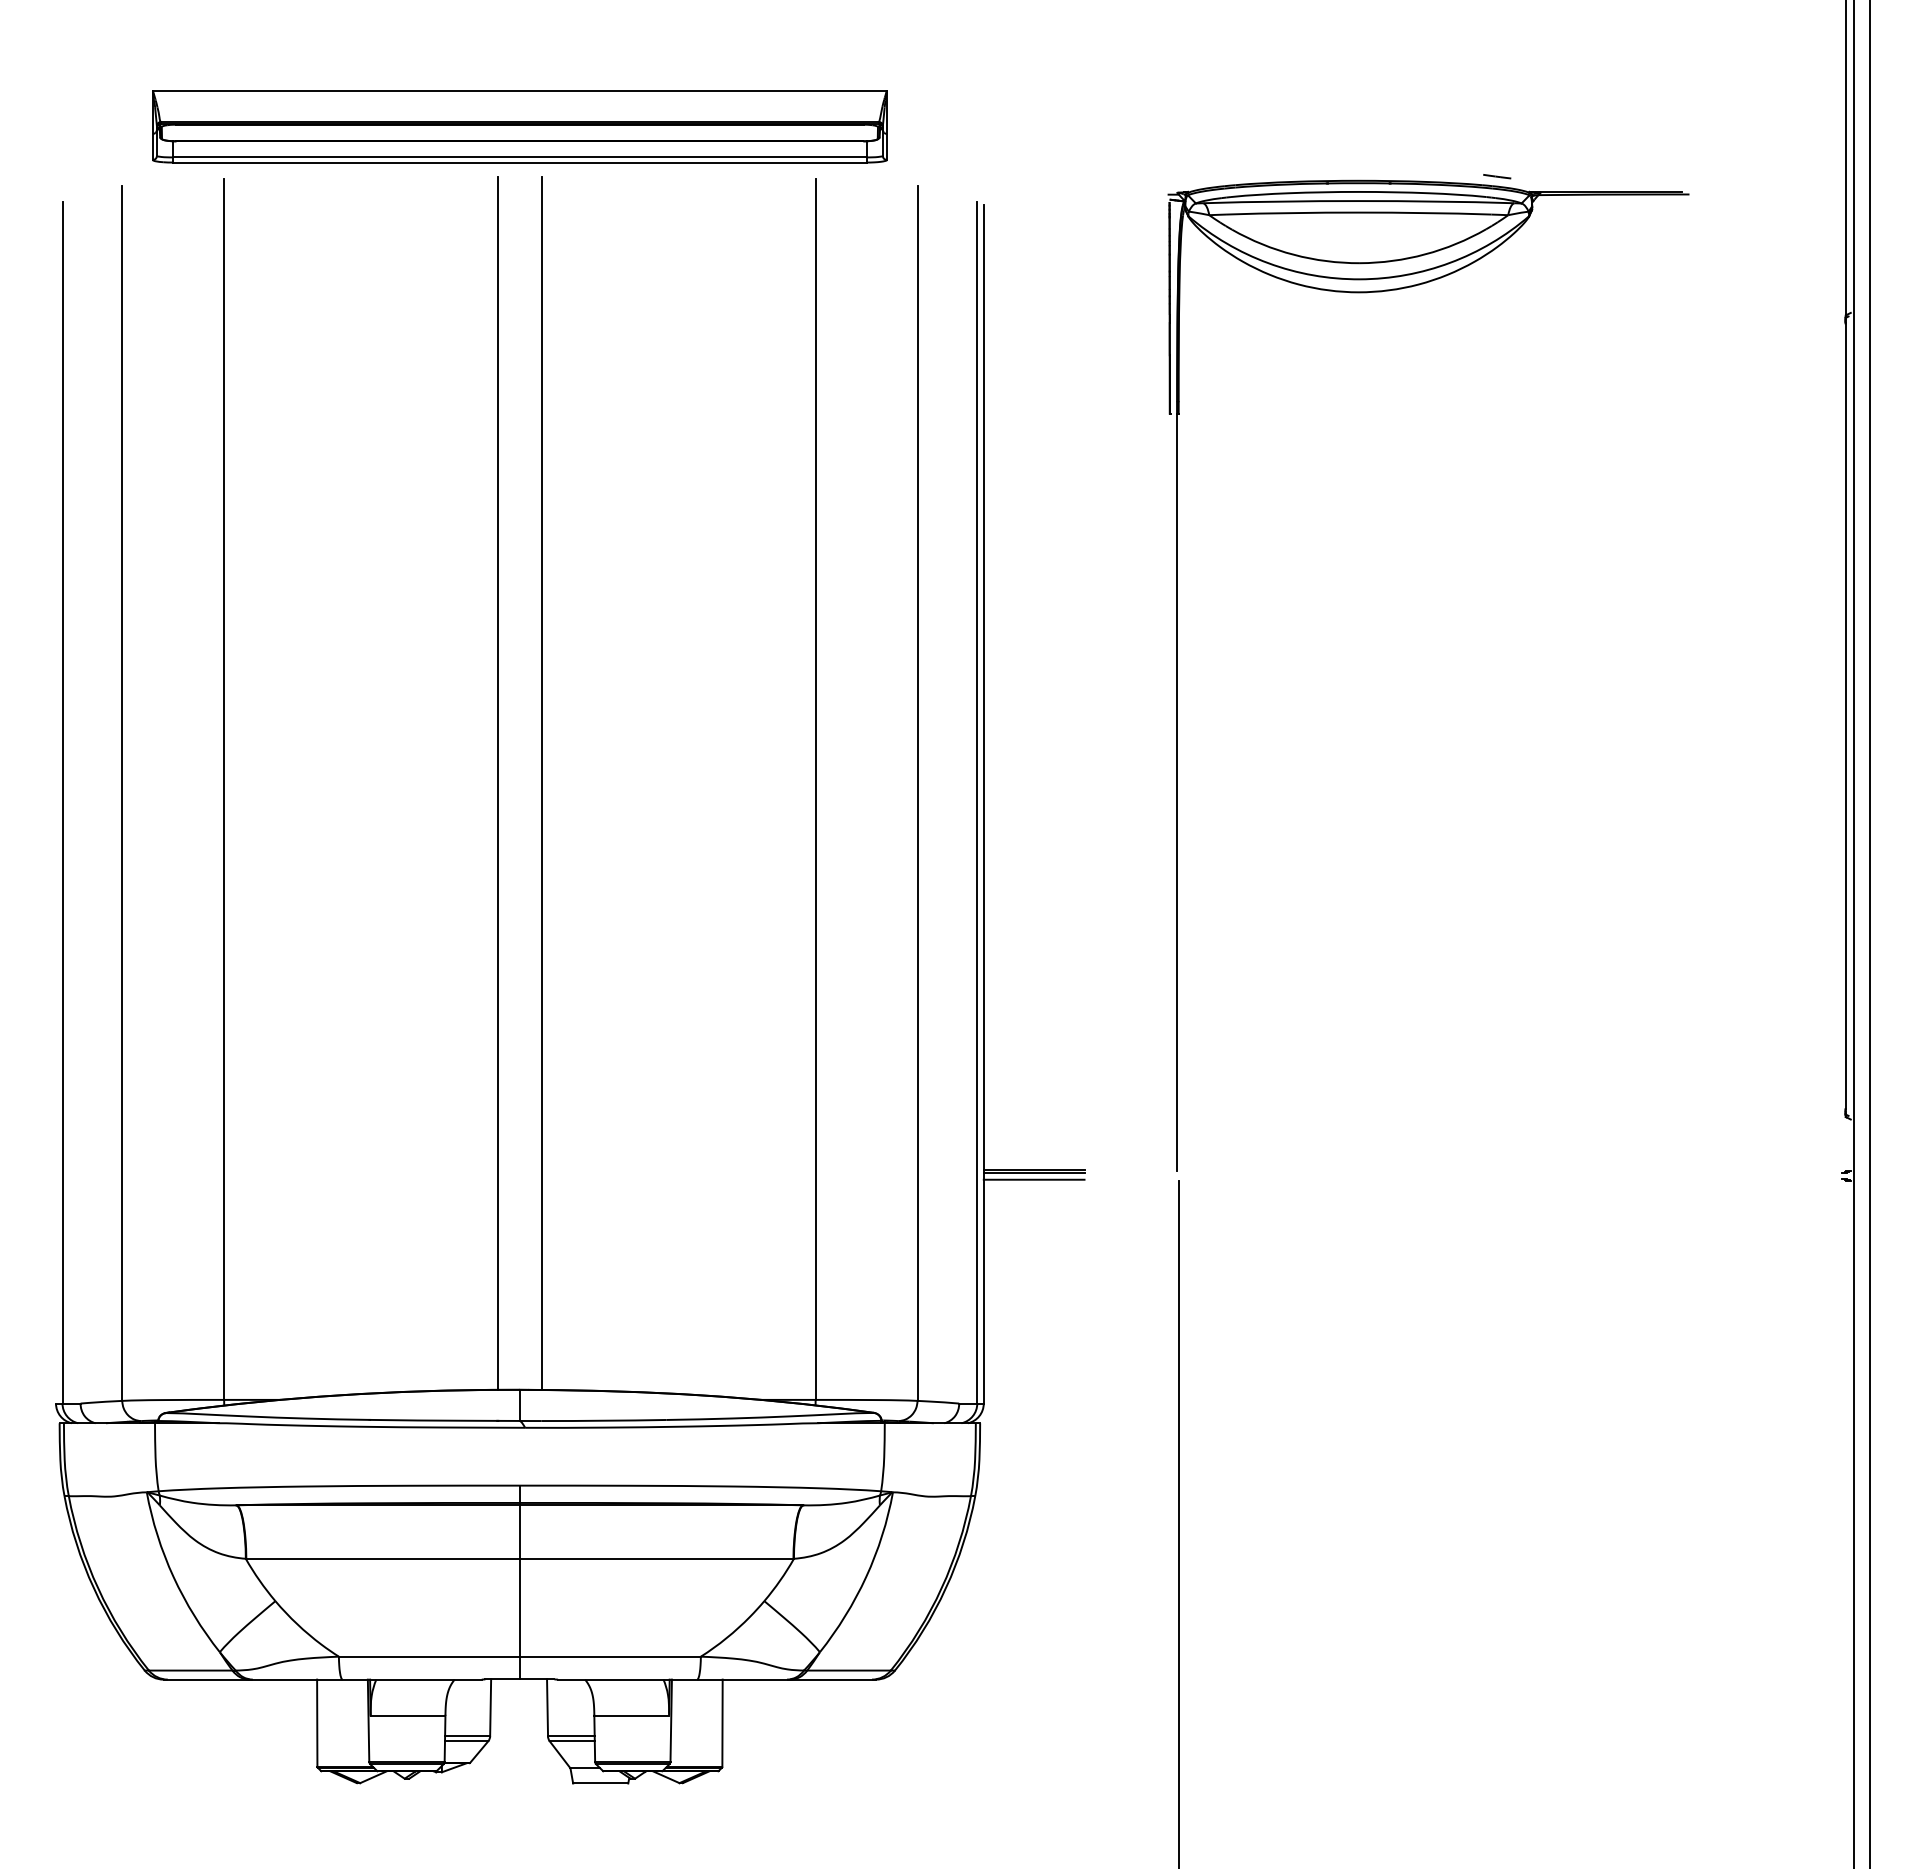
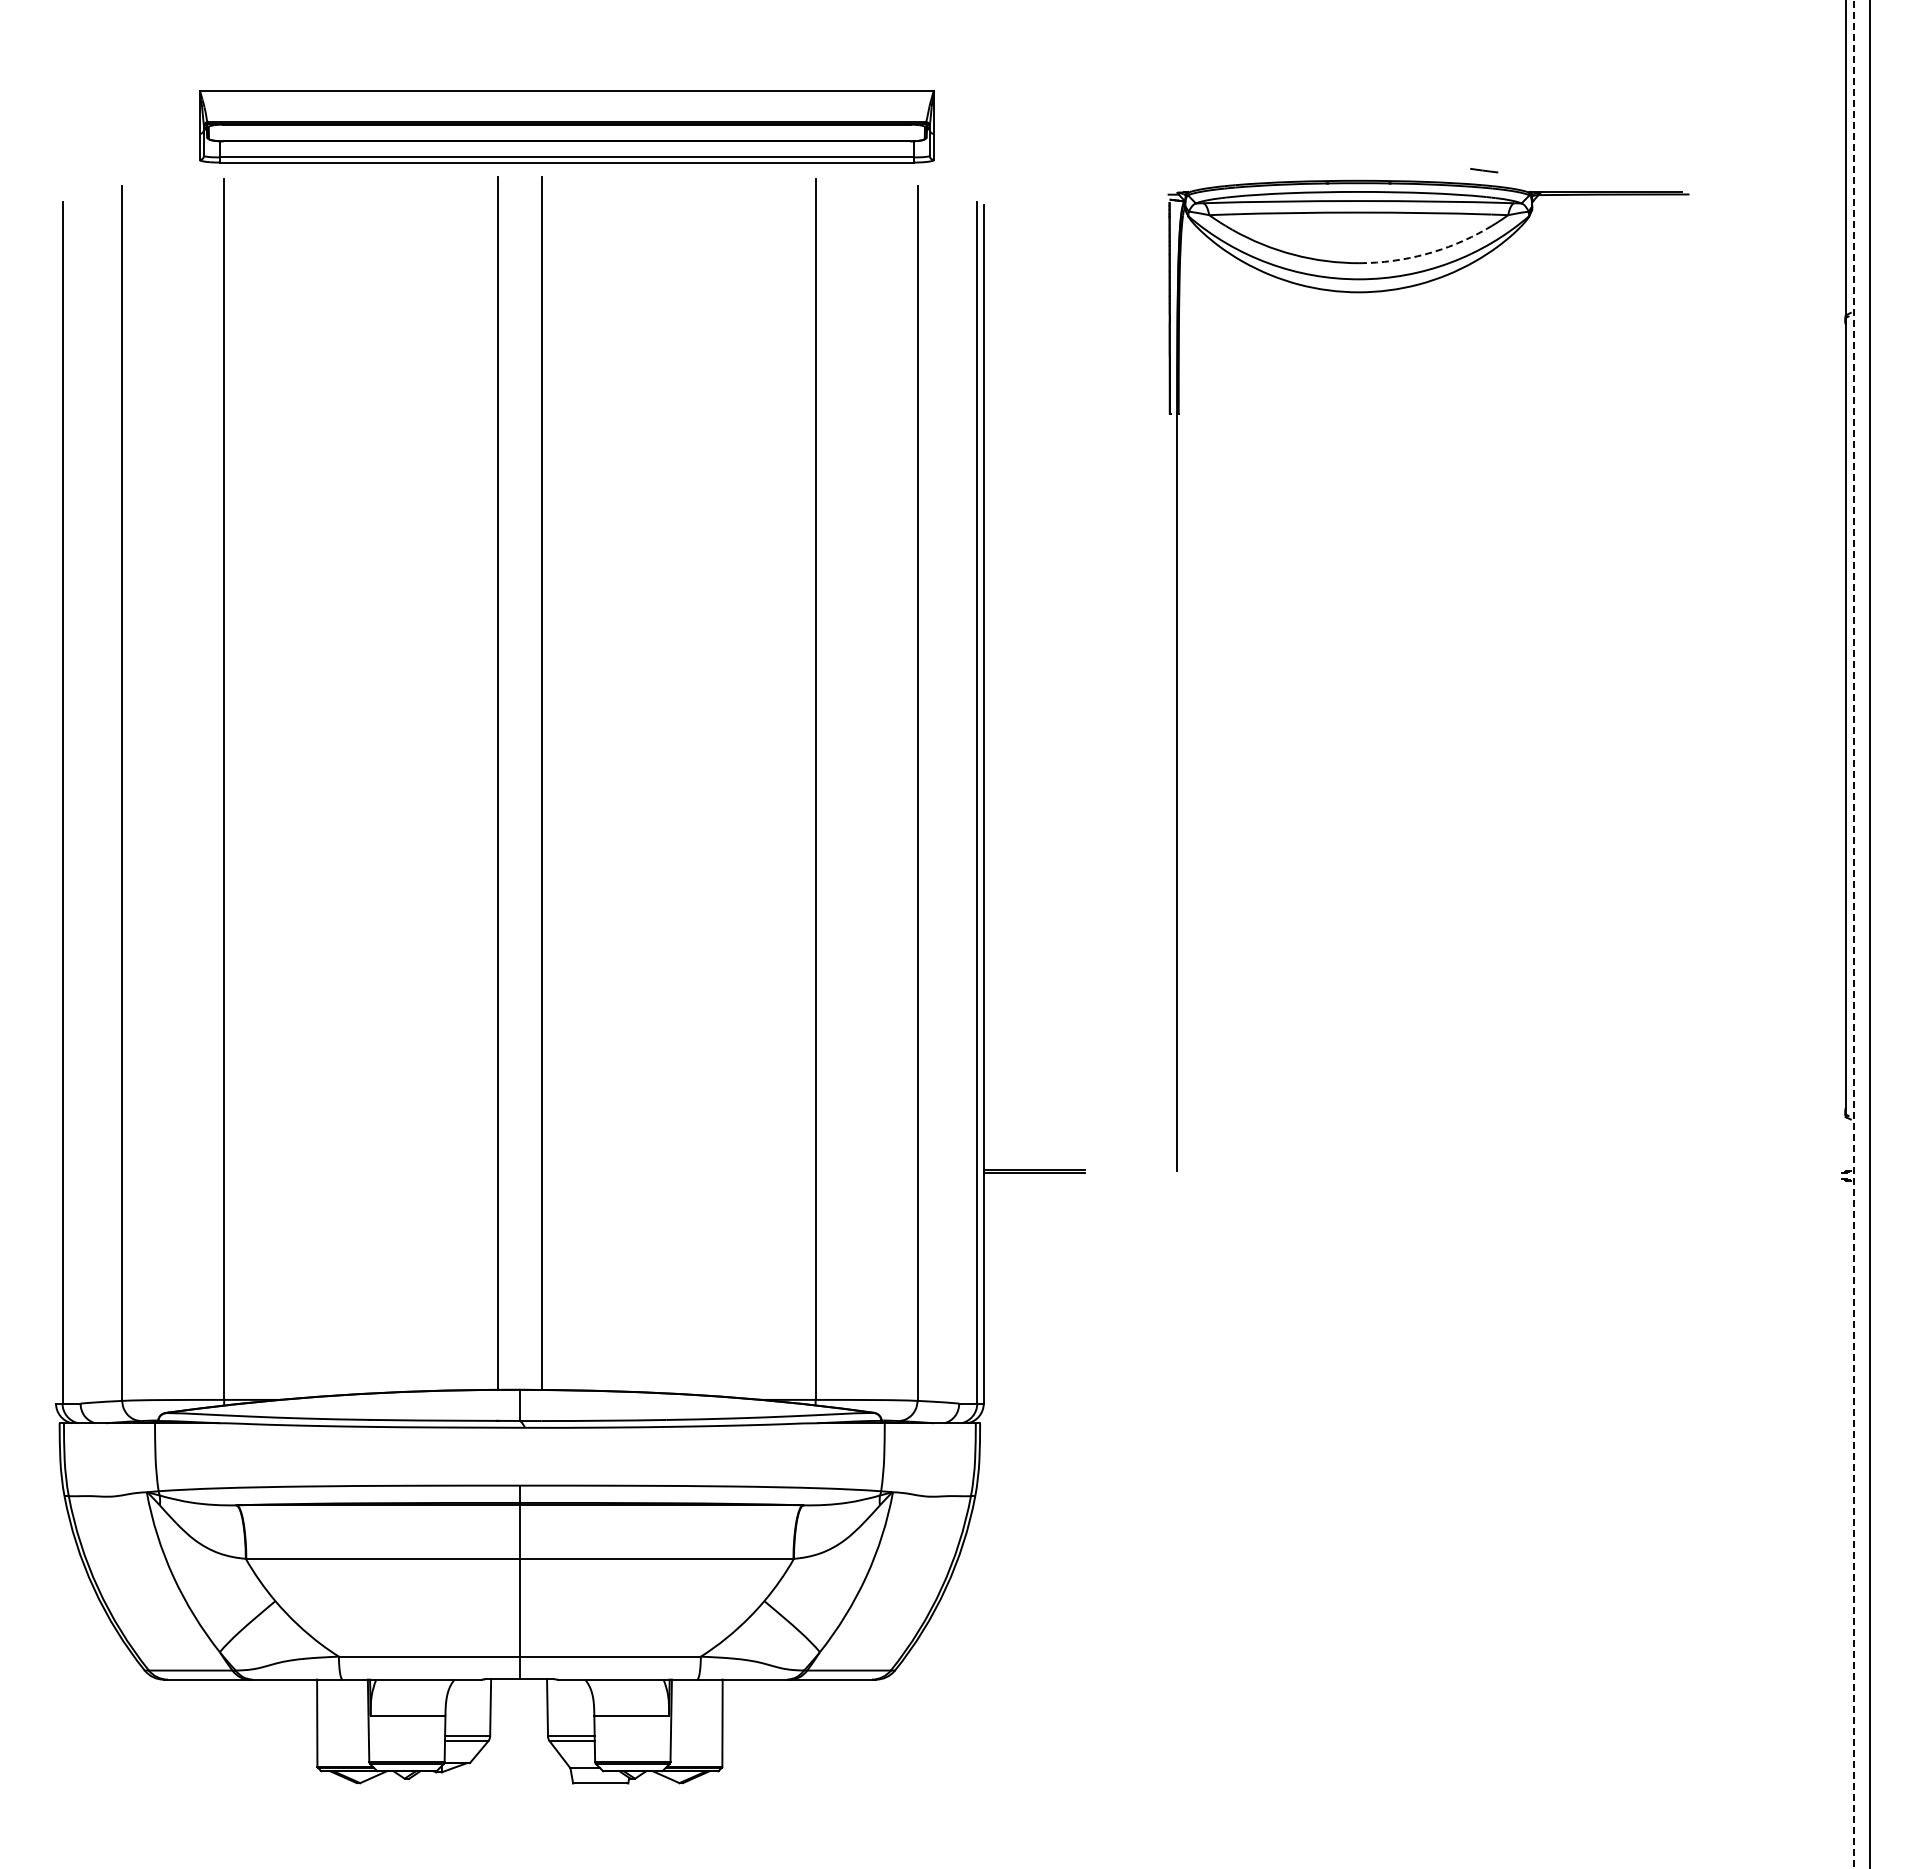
part position: (519, 126) -> (566, 126) (566, 126)
line position: (1497, 176) -> (1484, 170) (1484, 170)
arc: solid -> dashed (1425, 254)
line: solid -> dashed (1854, 934)
line: present -> none (1033, 1179)
line: present -> none (1178, 1523)
